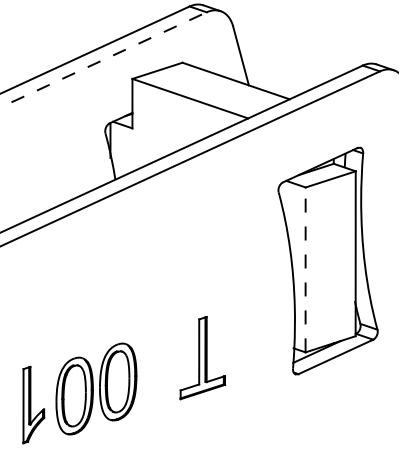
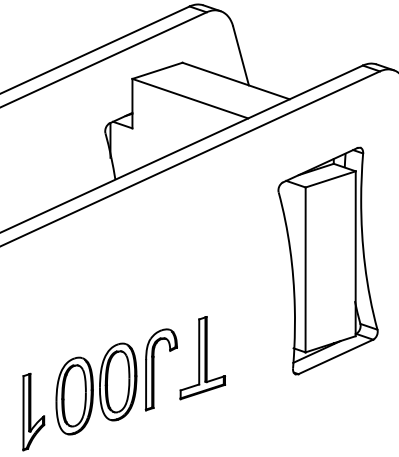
line: dashed -> solid (104, 59)
line: dashed -> solid (305, 269)
part: none -> present (160, 369)
part position: (33, 404) -> (33, 411) (33, 411)
